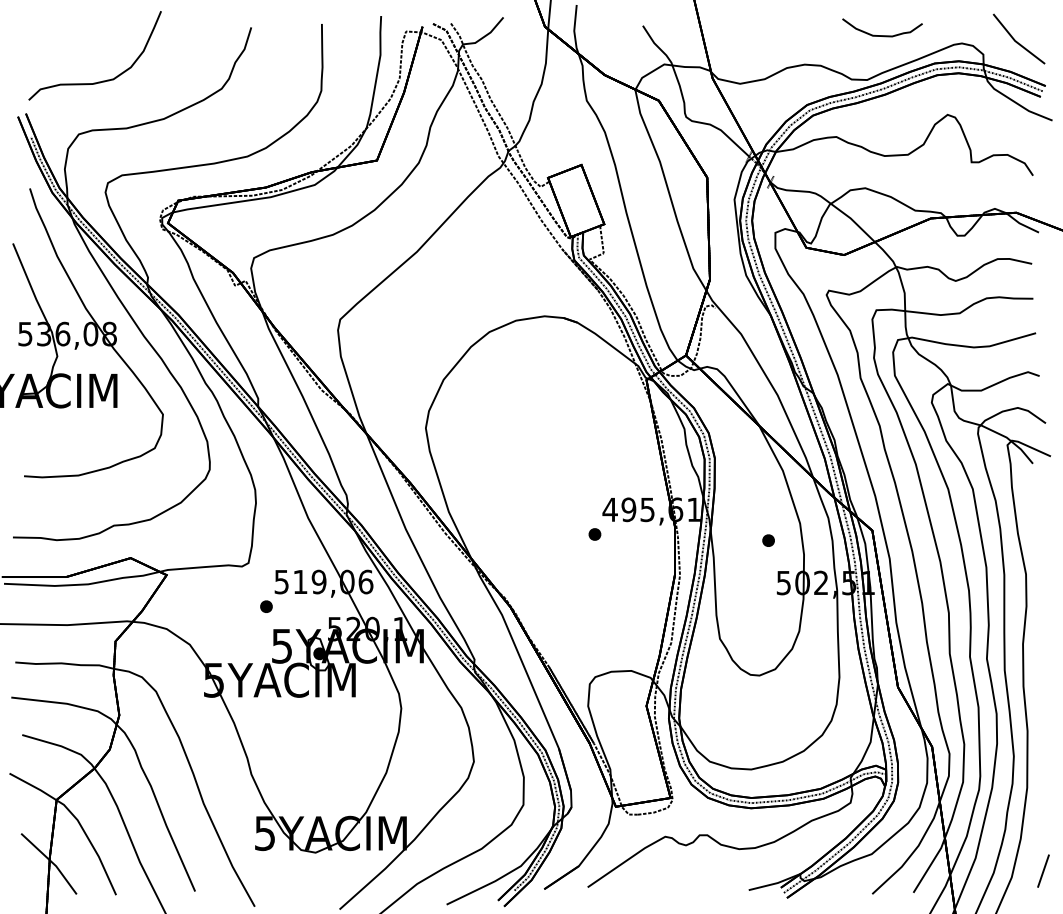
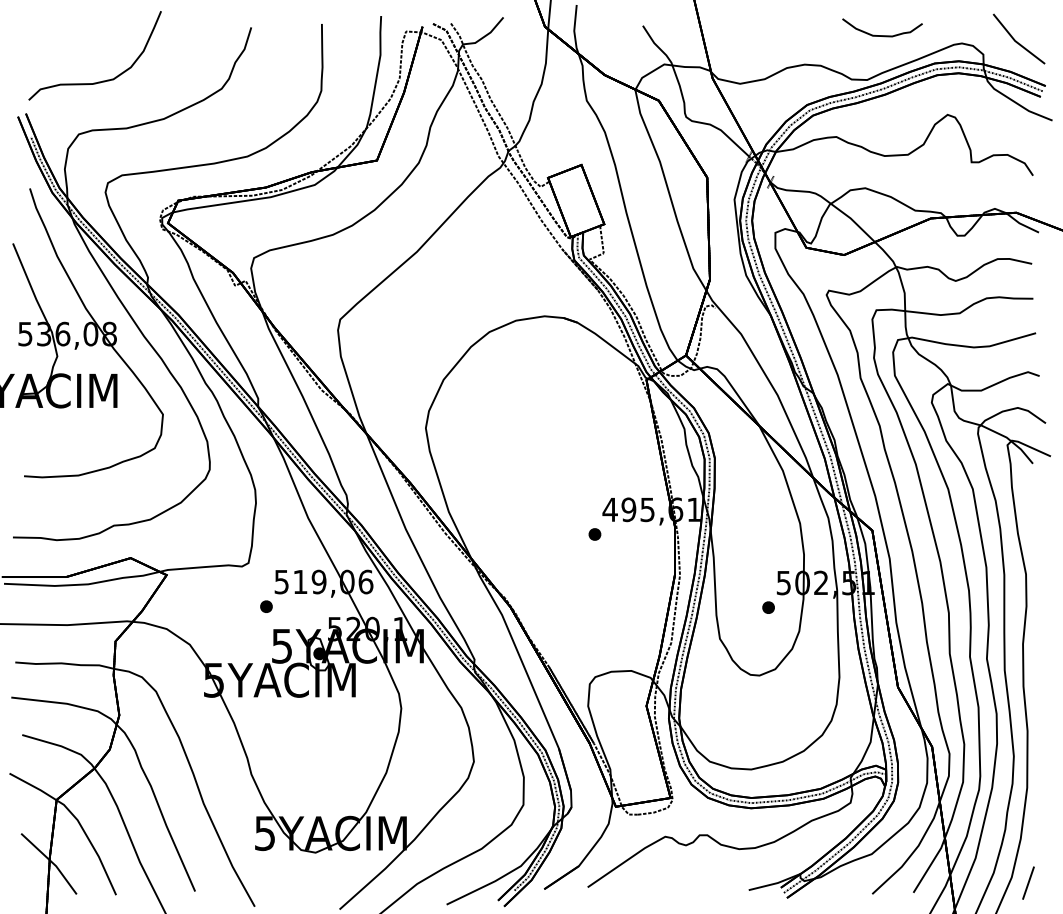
part position: (768, 540) -> (768, 607) (768, 607)
line position: (1043, 870) -> (1028, 882) (1028, 882)
